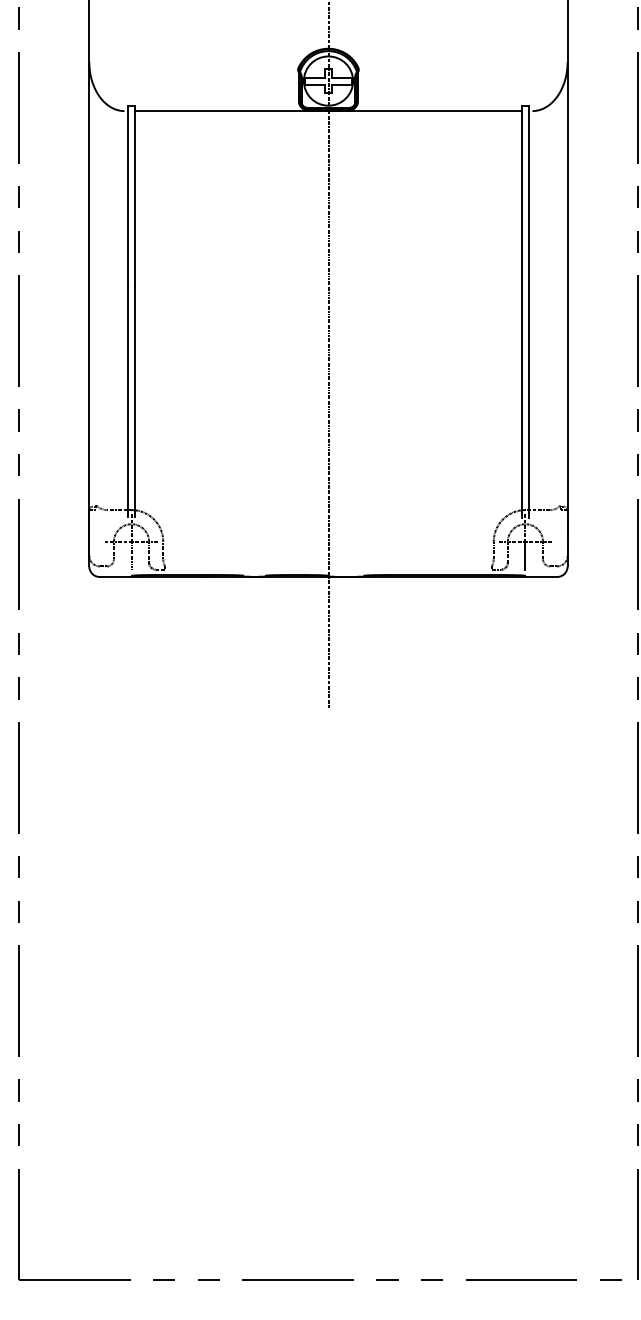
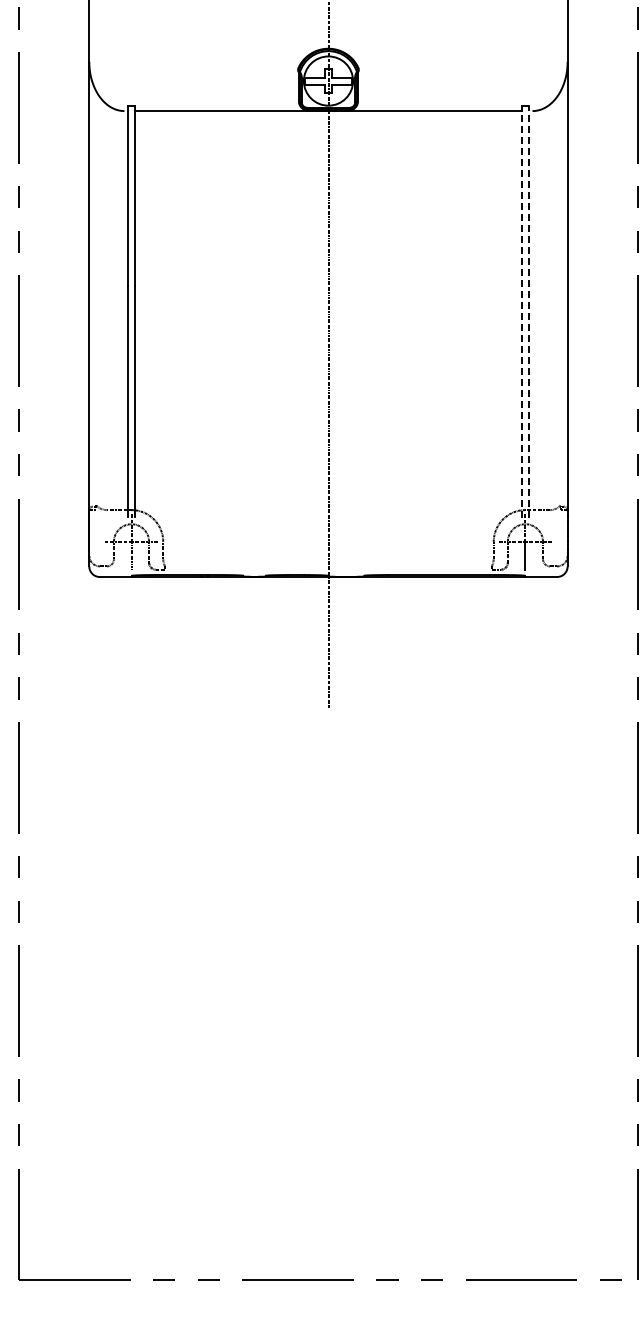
line: solid -> dashed (521, 311)
line: solid -> dashed (528, 311)
